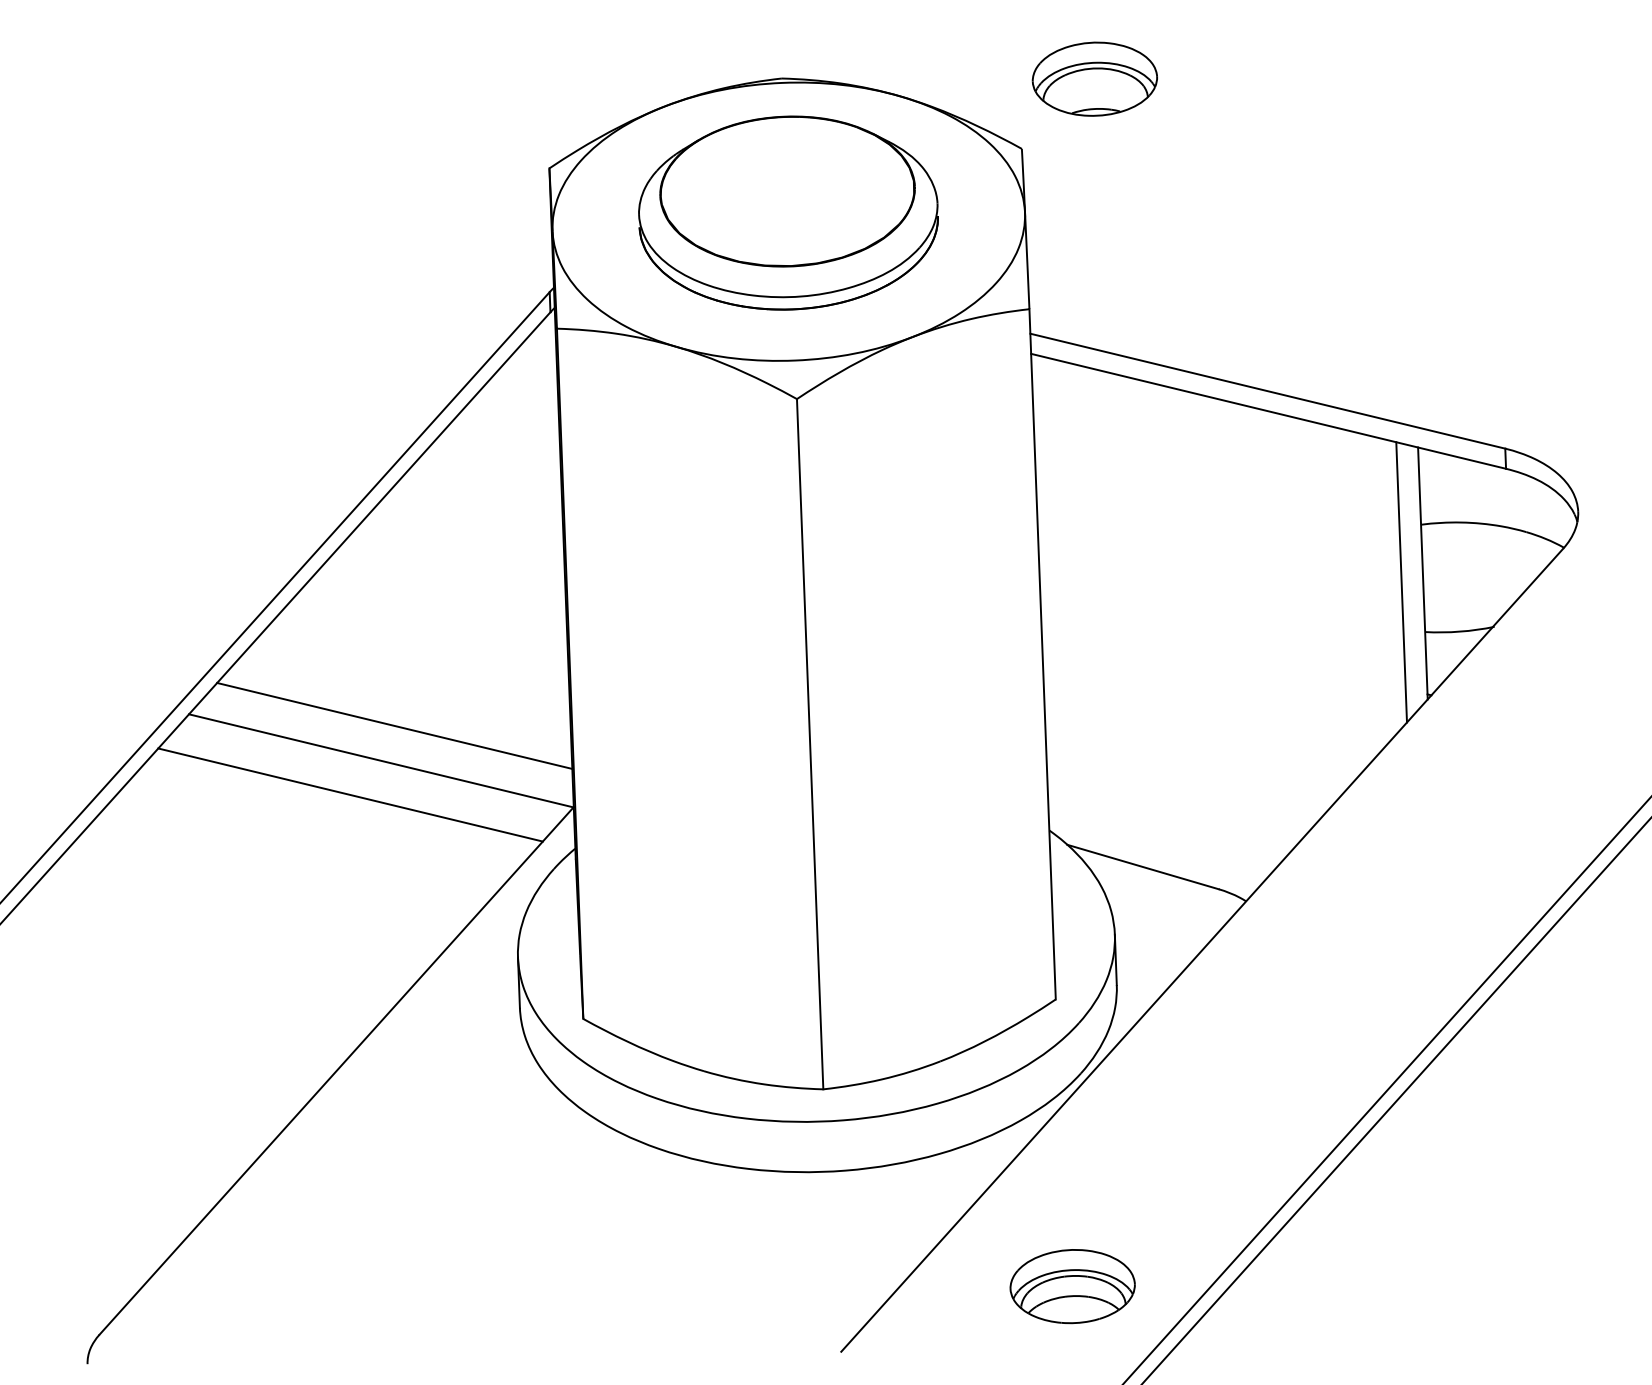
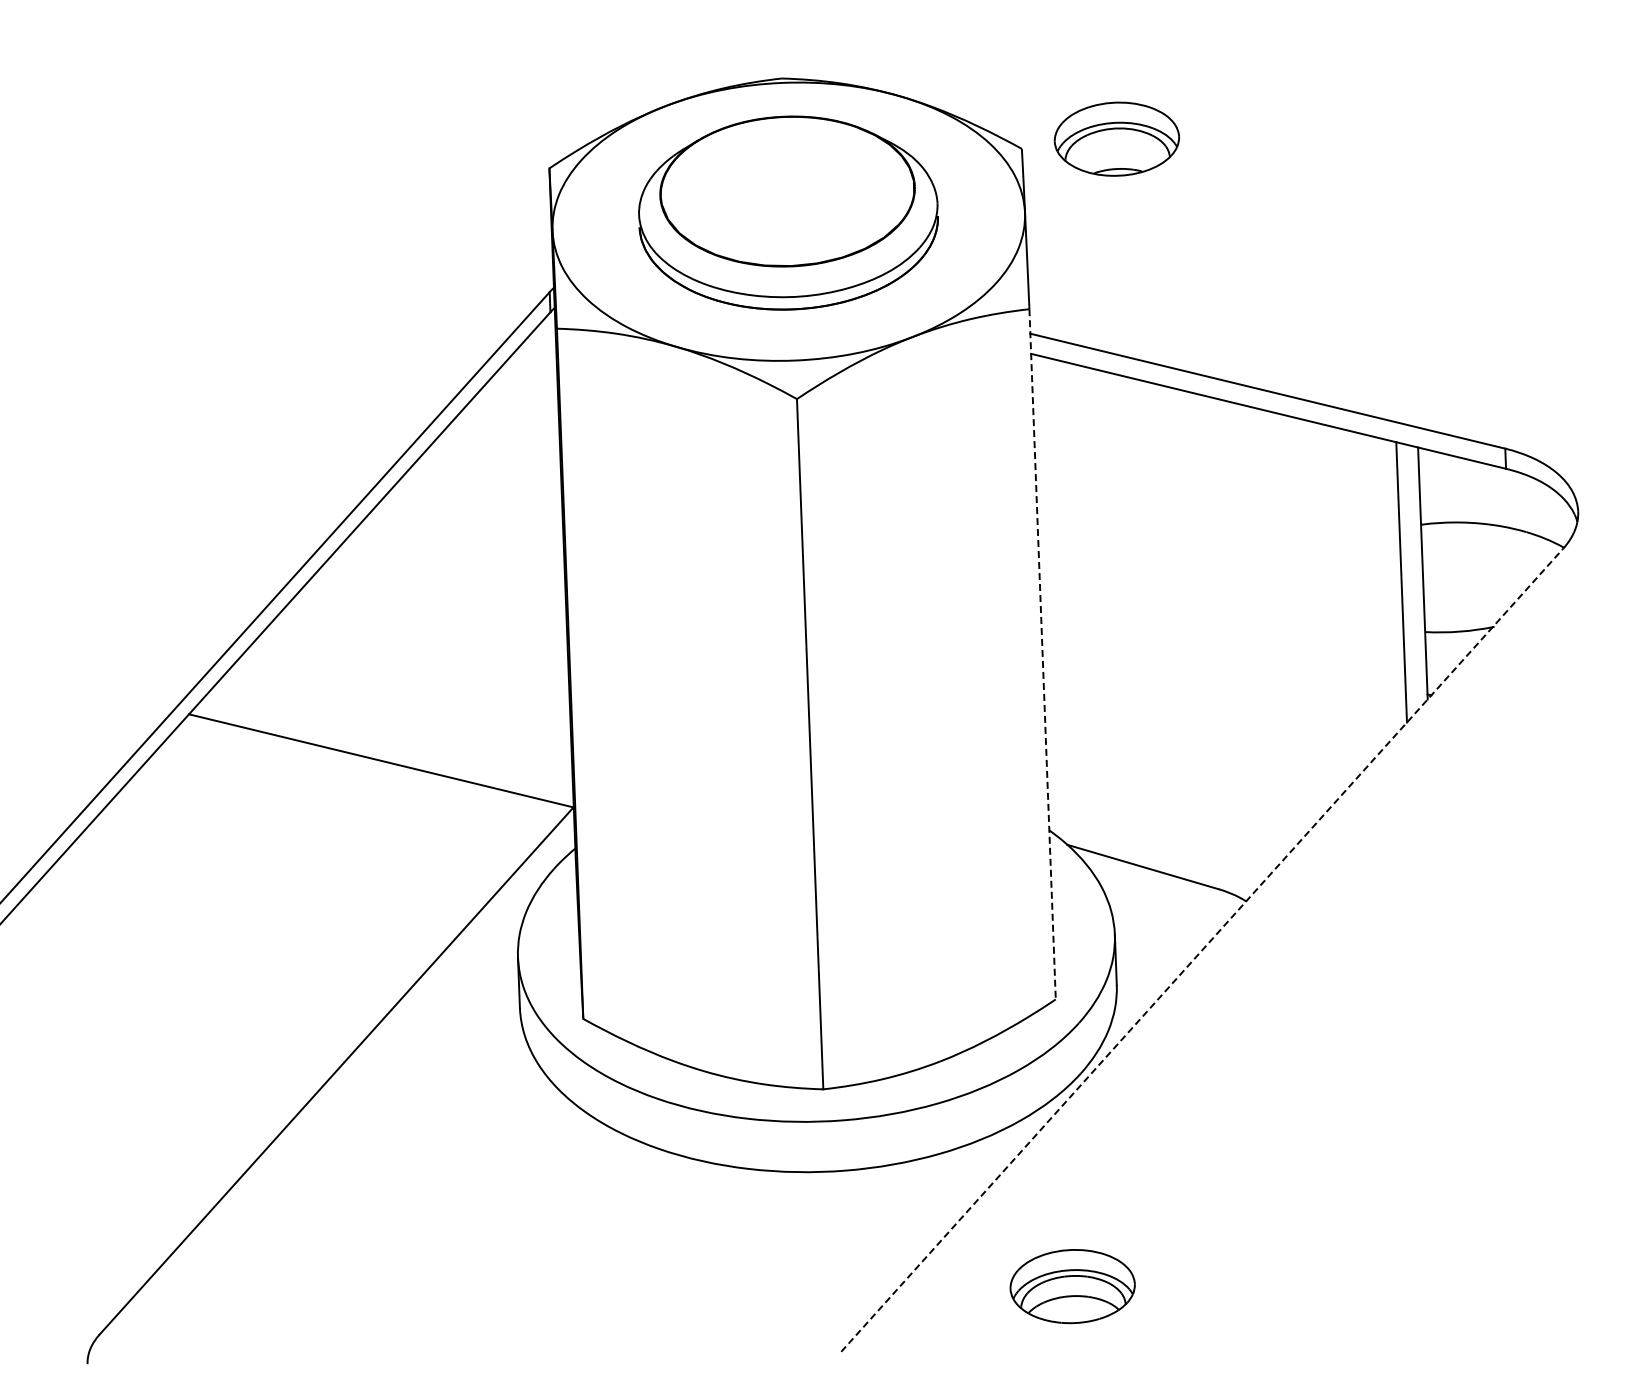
part position: (1094, 78) -> (1116, 138) (1116, 138)
line: solid -> dashed (1042, 654)
line: present -> none (394, 725)
line: present -> none (350, 794)
line: solid -> dashed (1202, 950)
line: present -> none (1386, 1090)
line: present -> none (1396, 1100)
